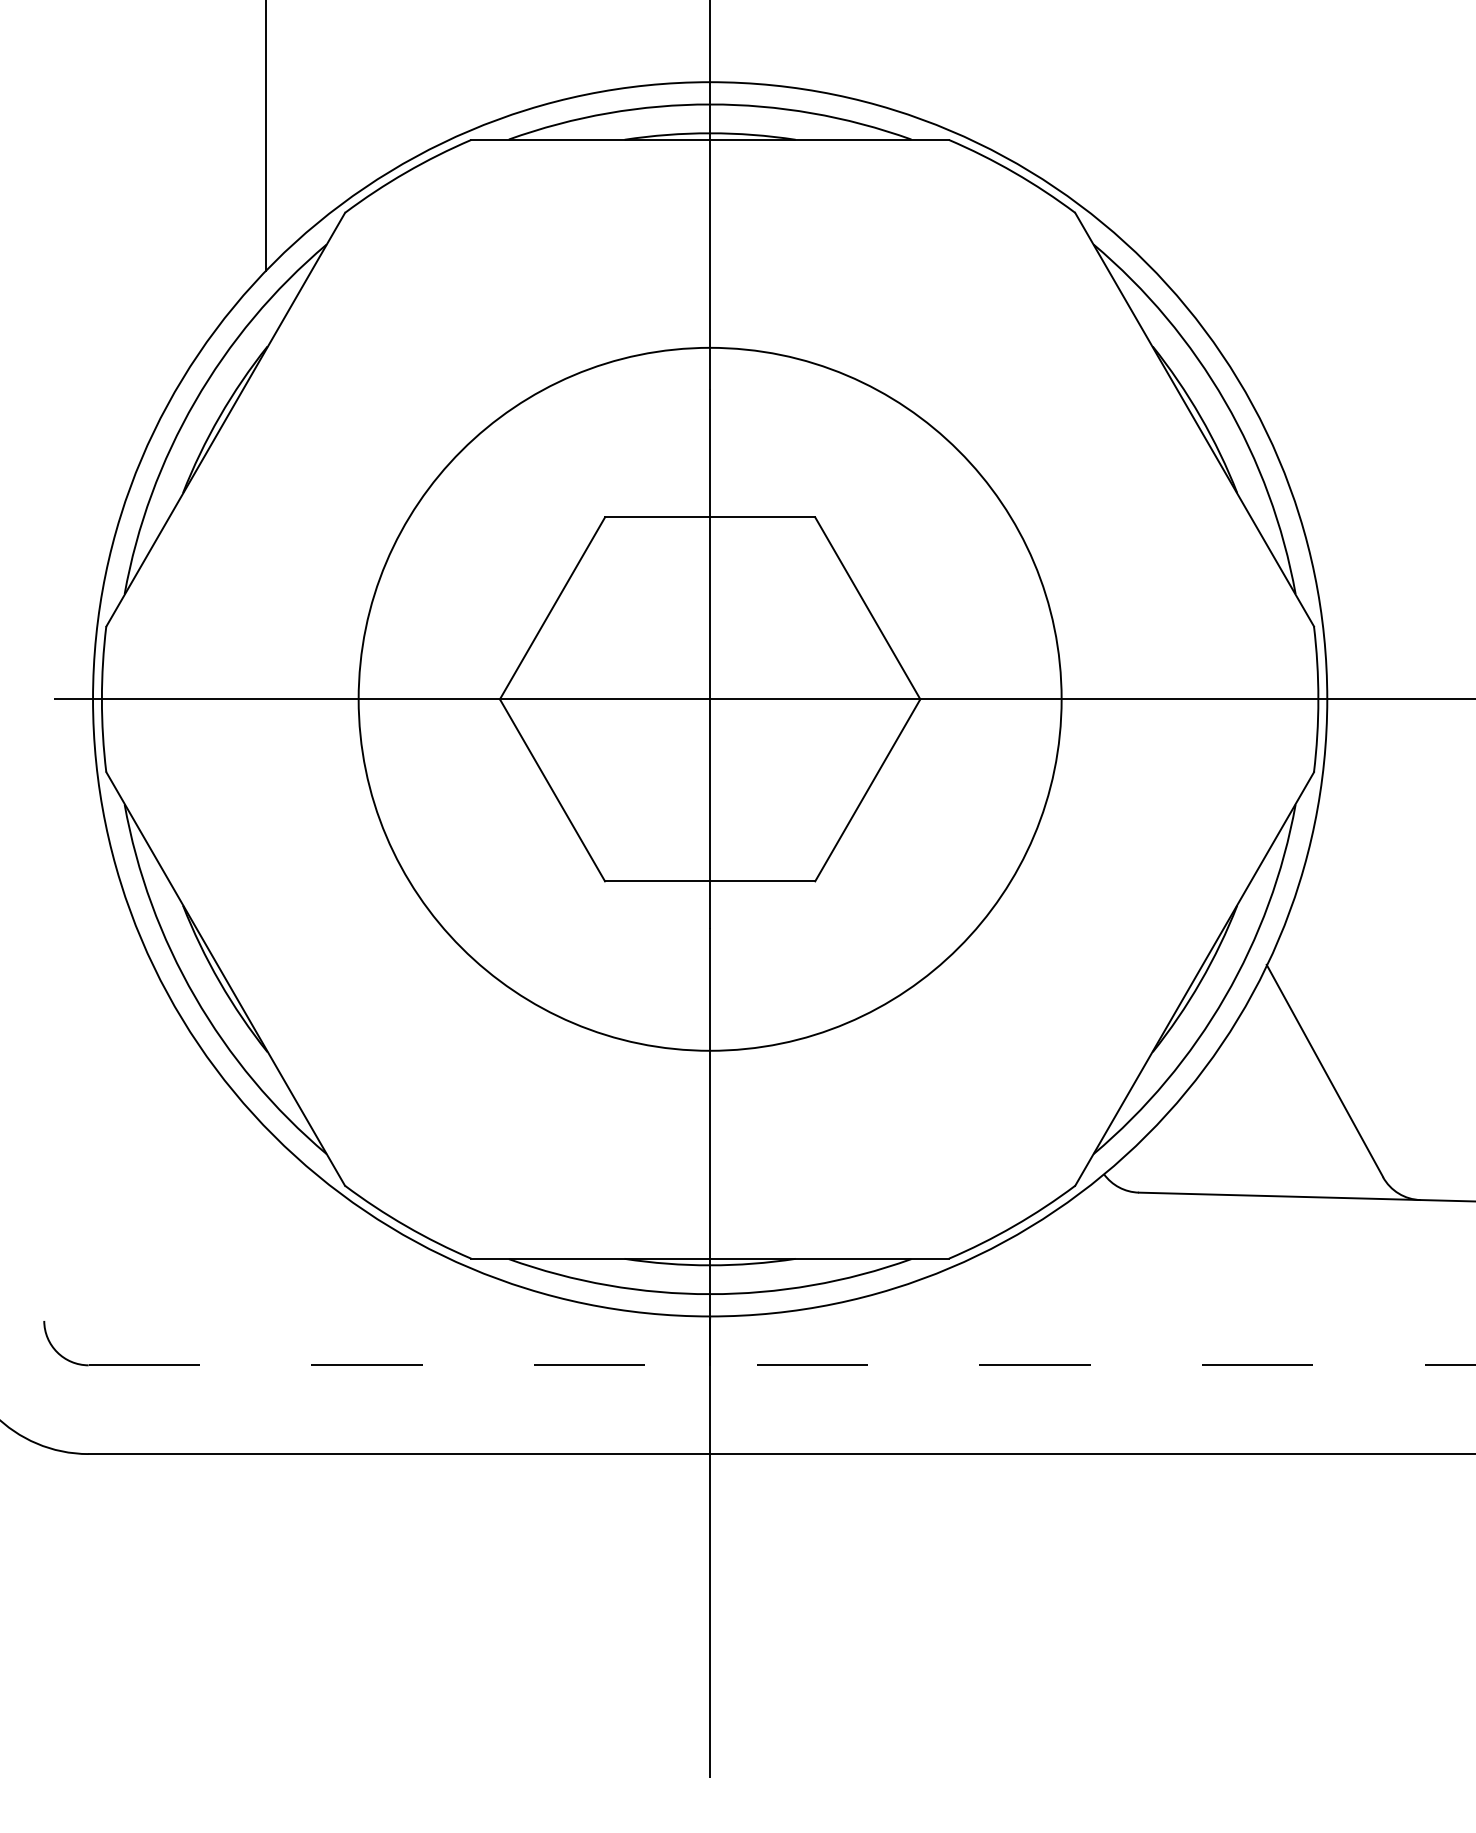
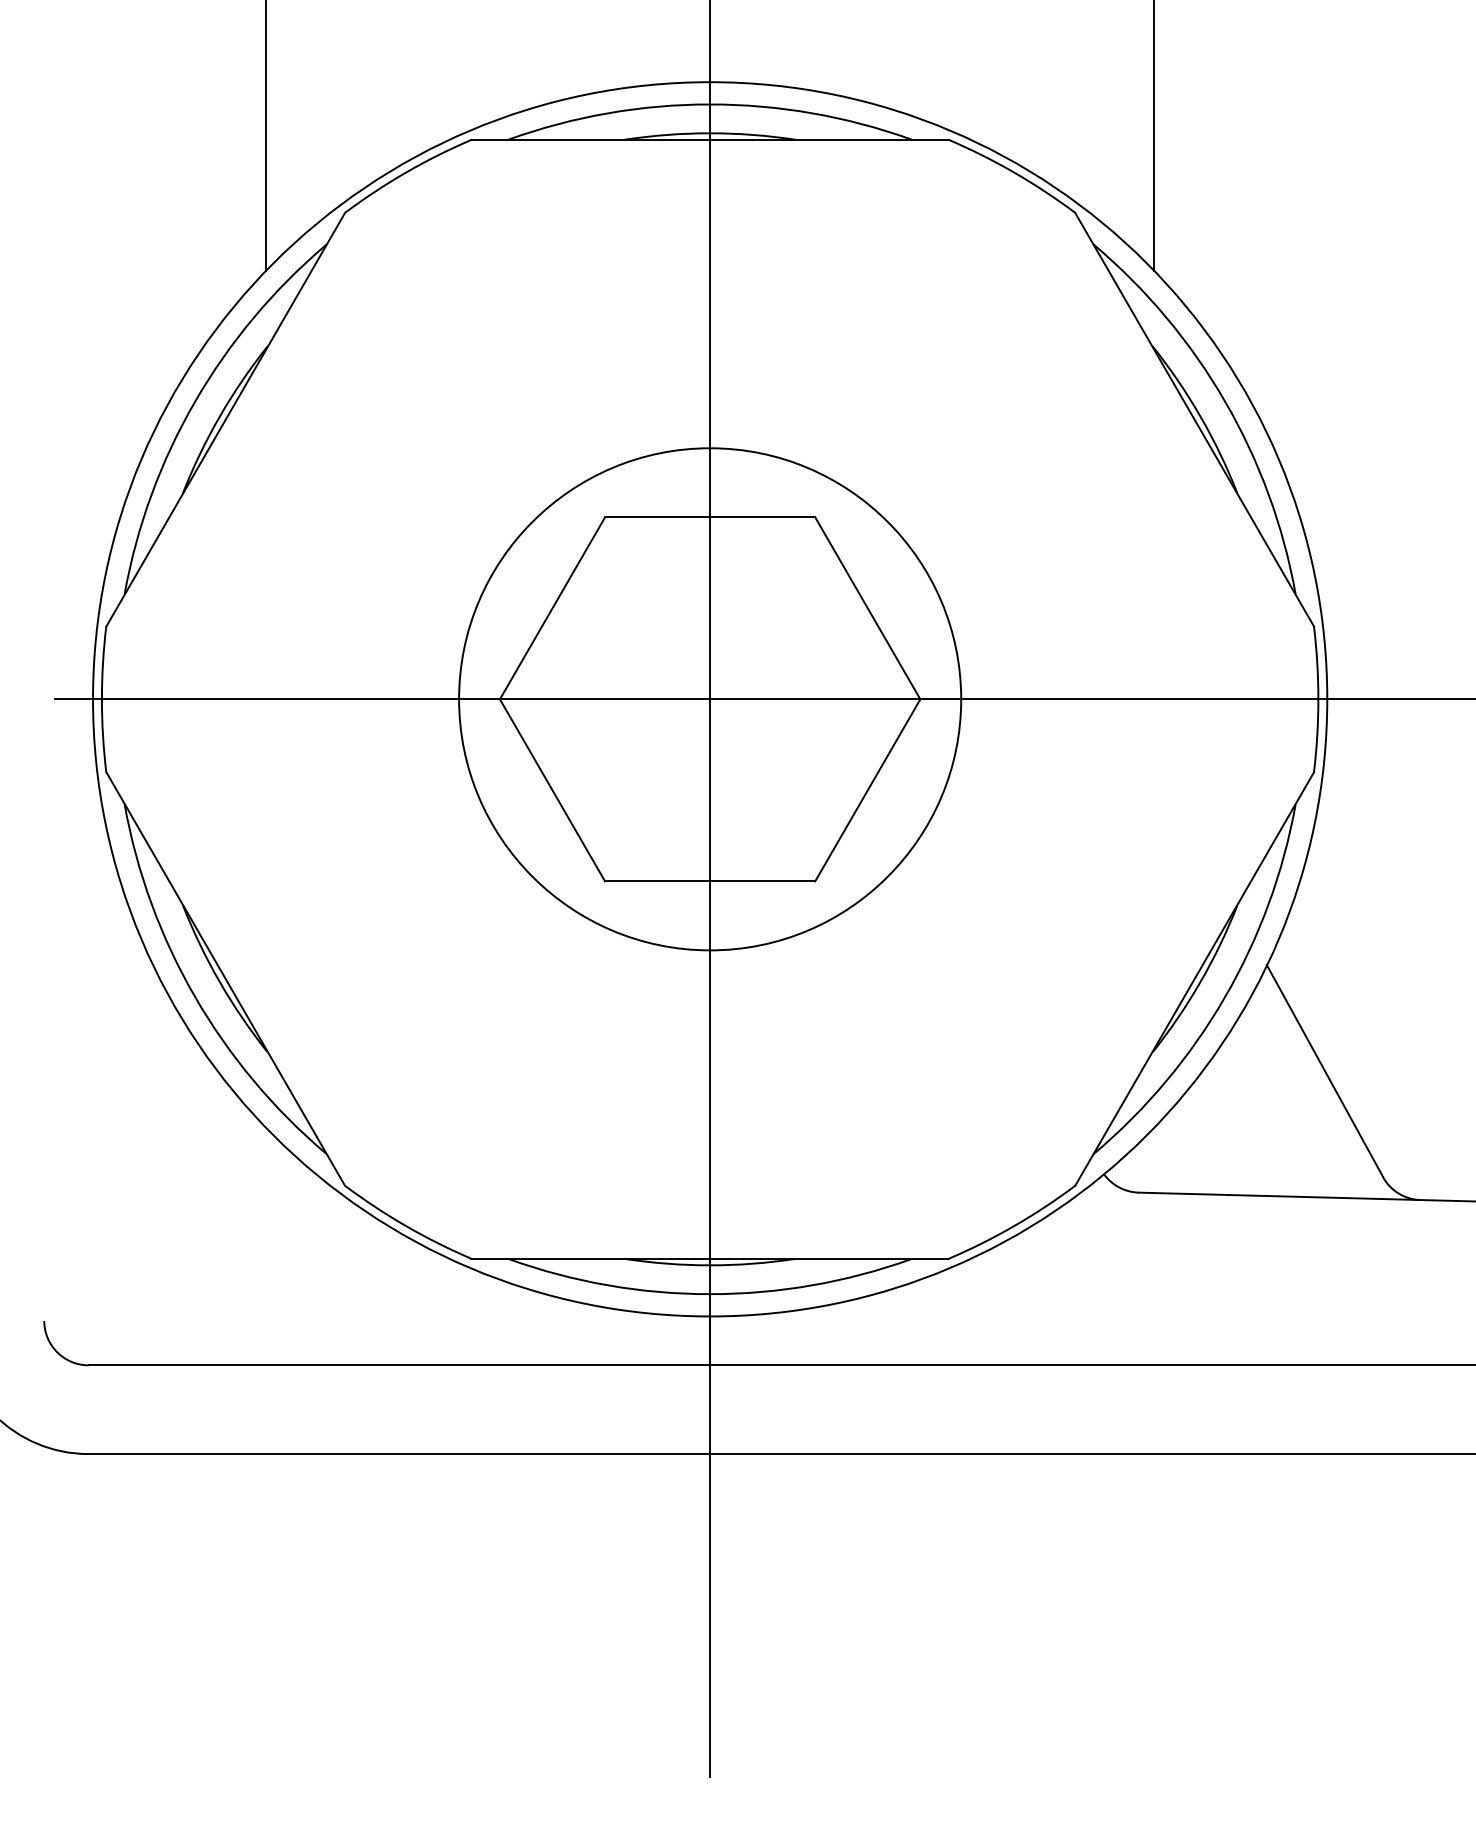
line: none -> present (1154, 136)
circle diameter: 703 px -> 502 px (710, 699)
line: dashed -> solid (782, 1365)
